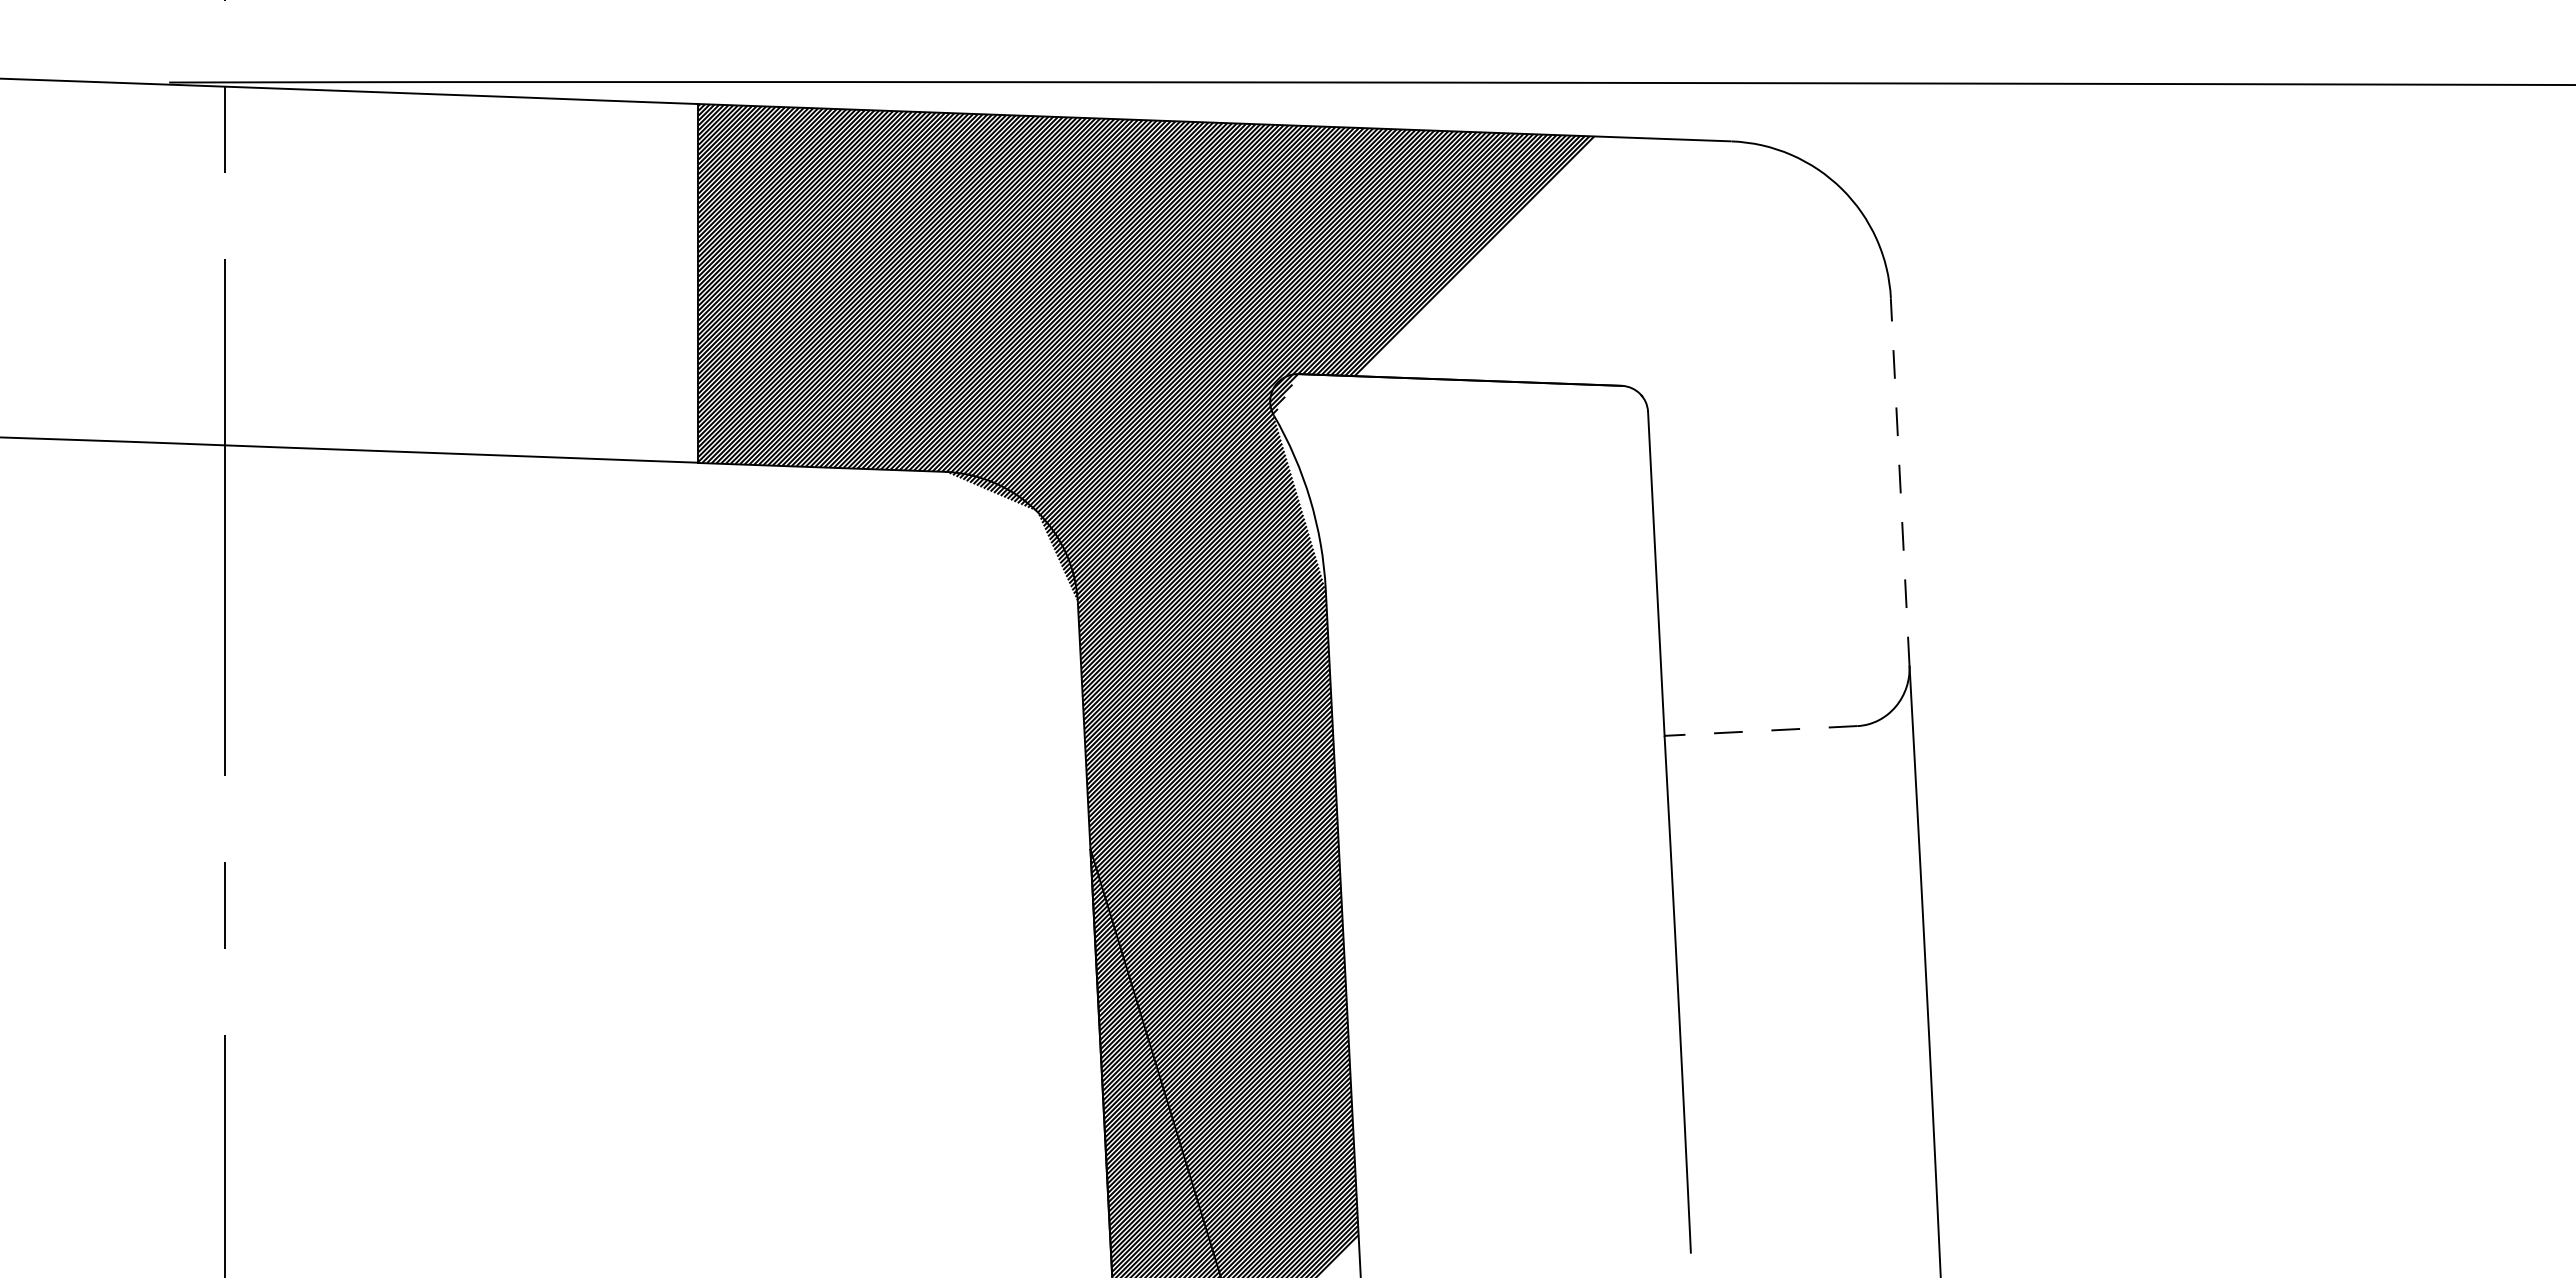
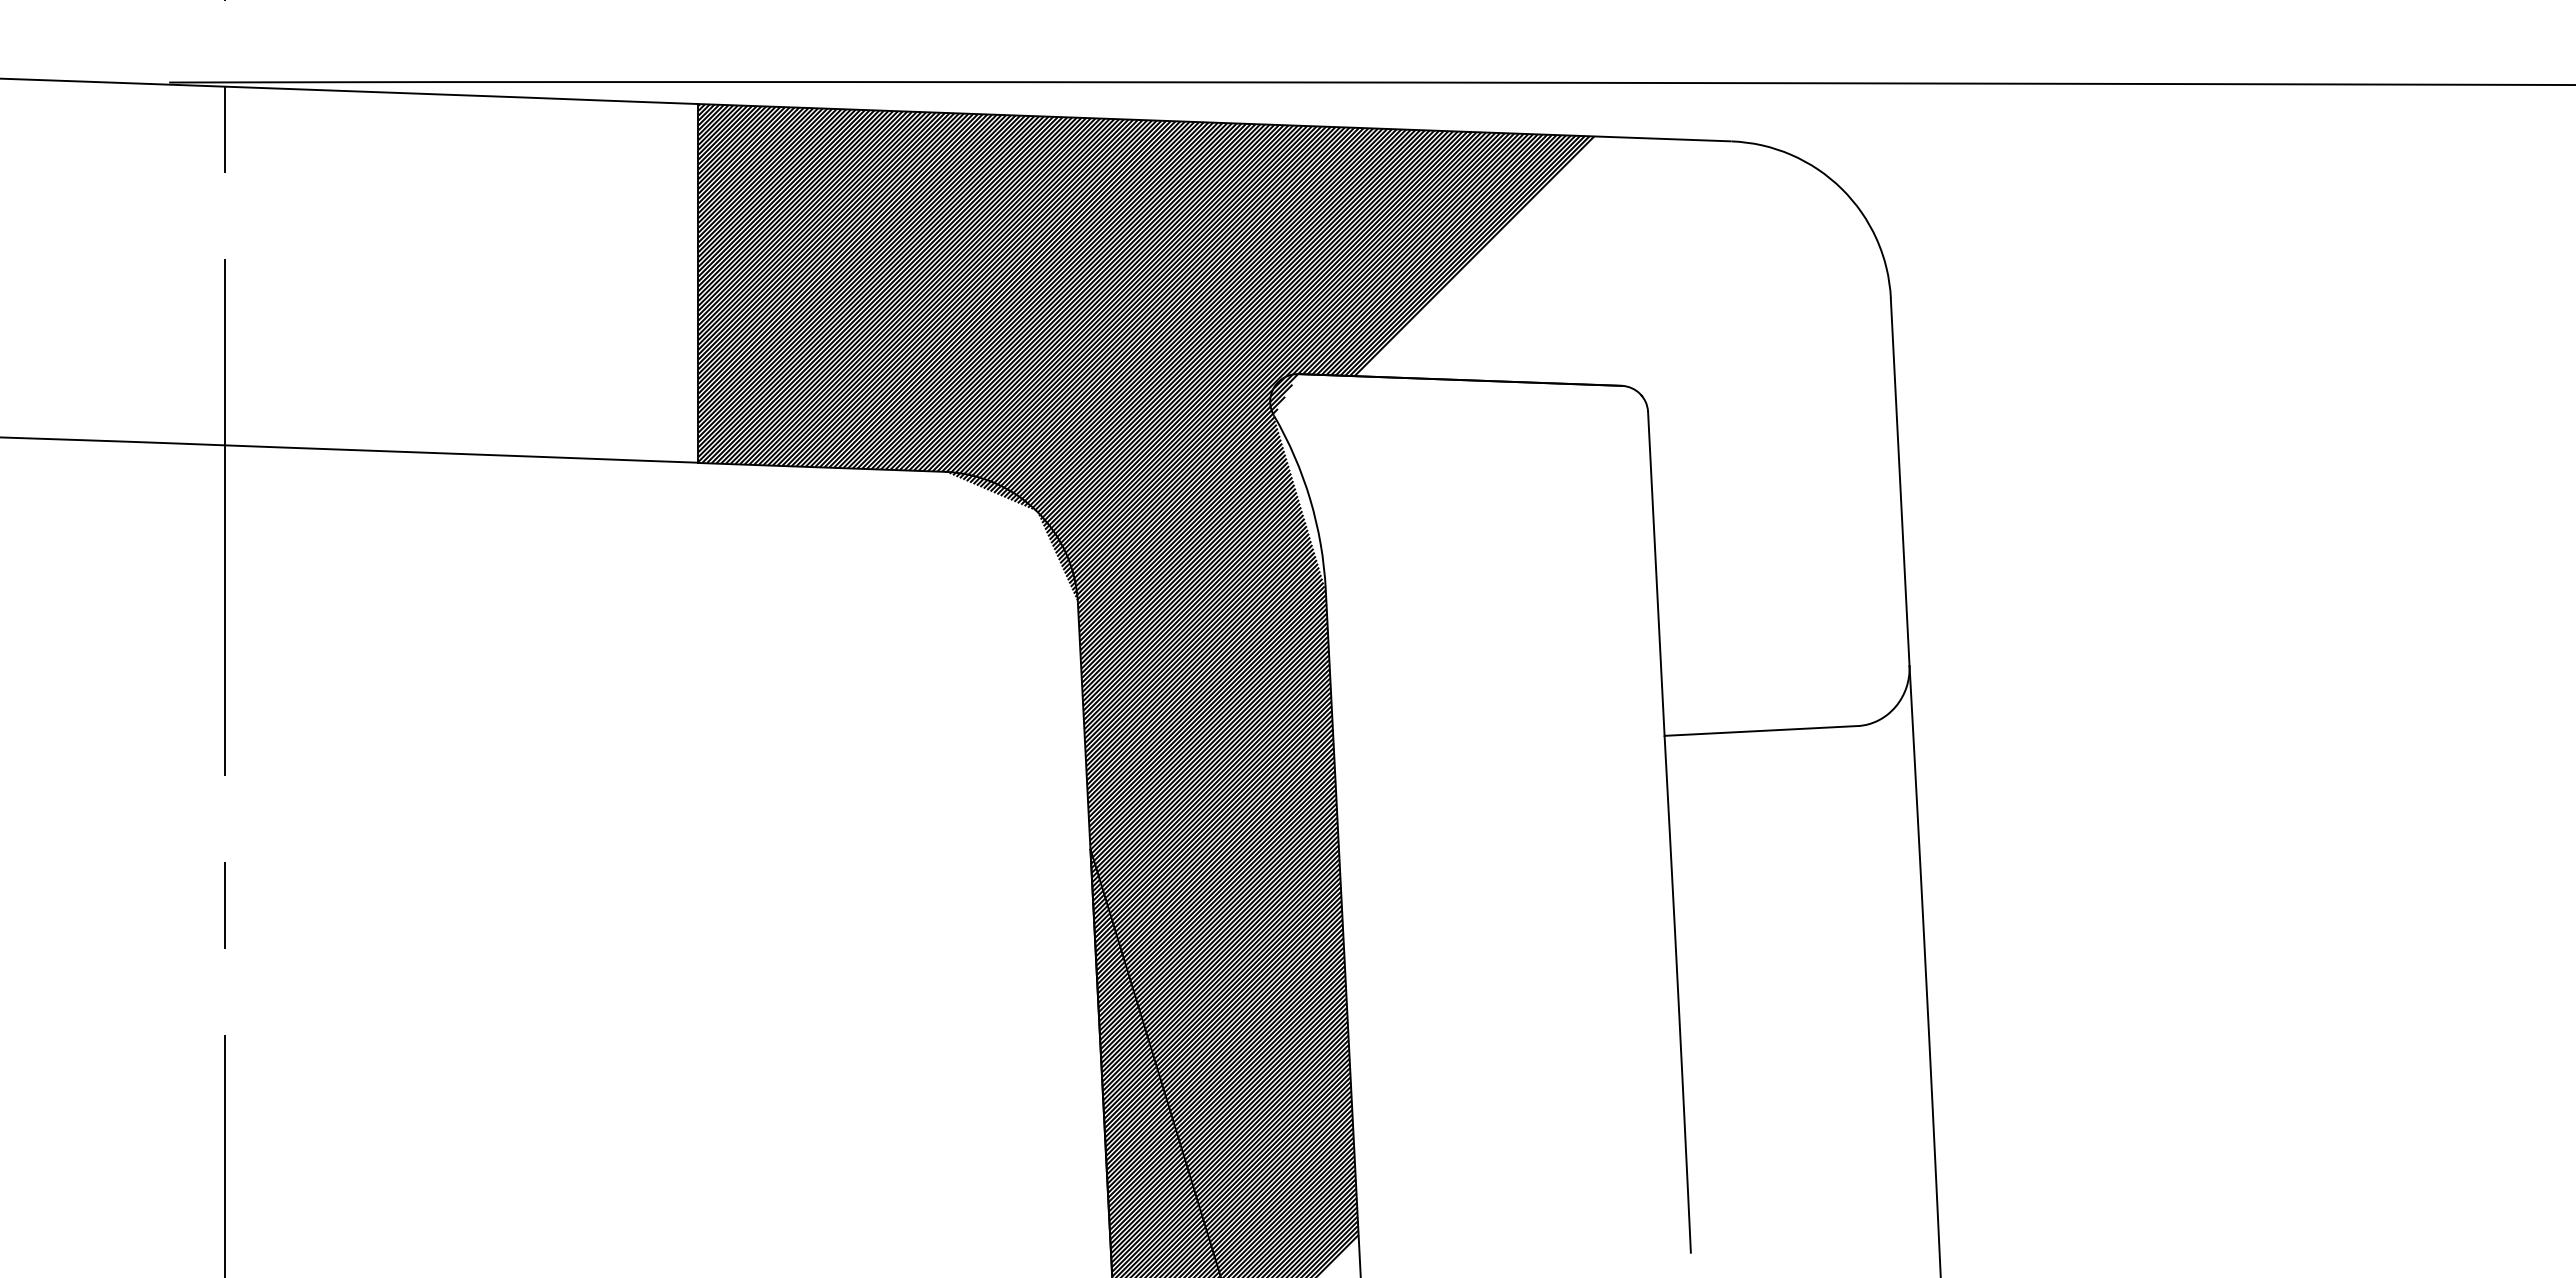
line: dashed -> solid (1900, 481)
line: dashed -> solid (1760, 730)
